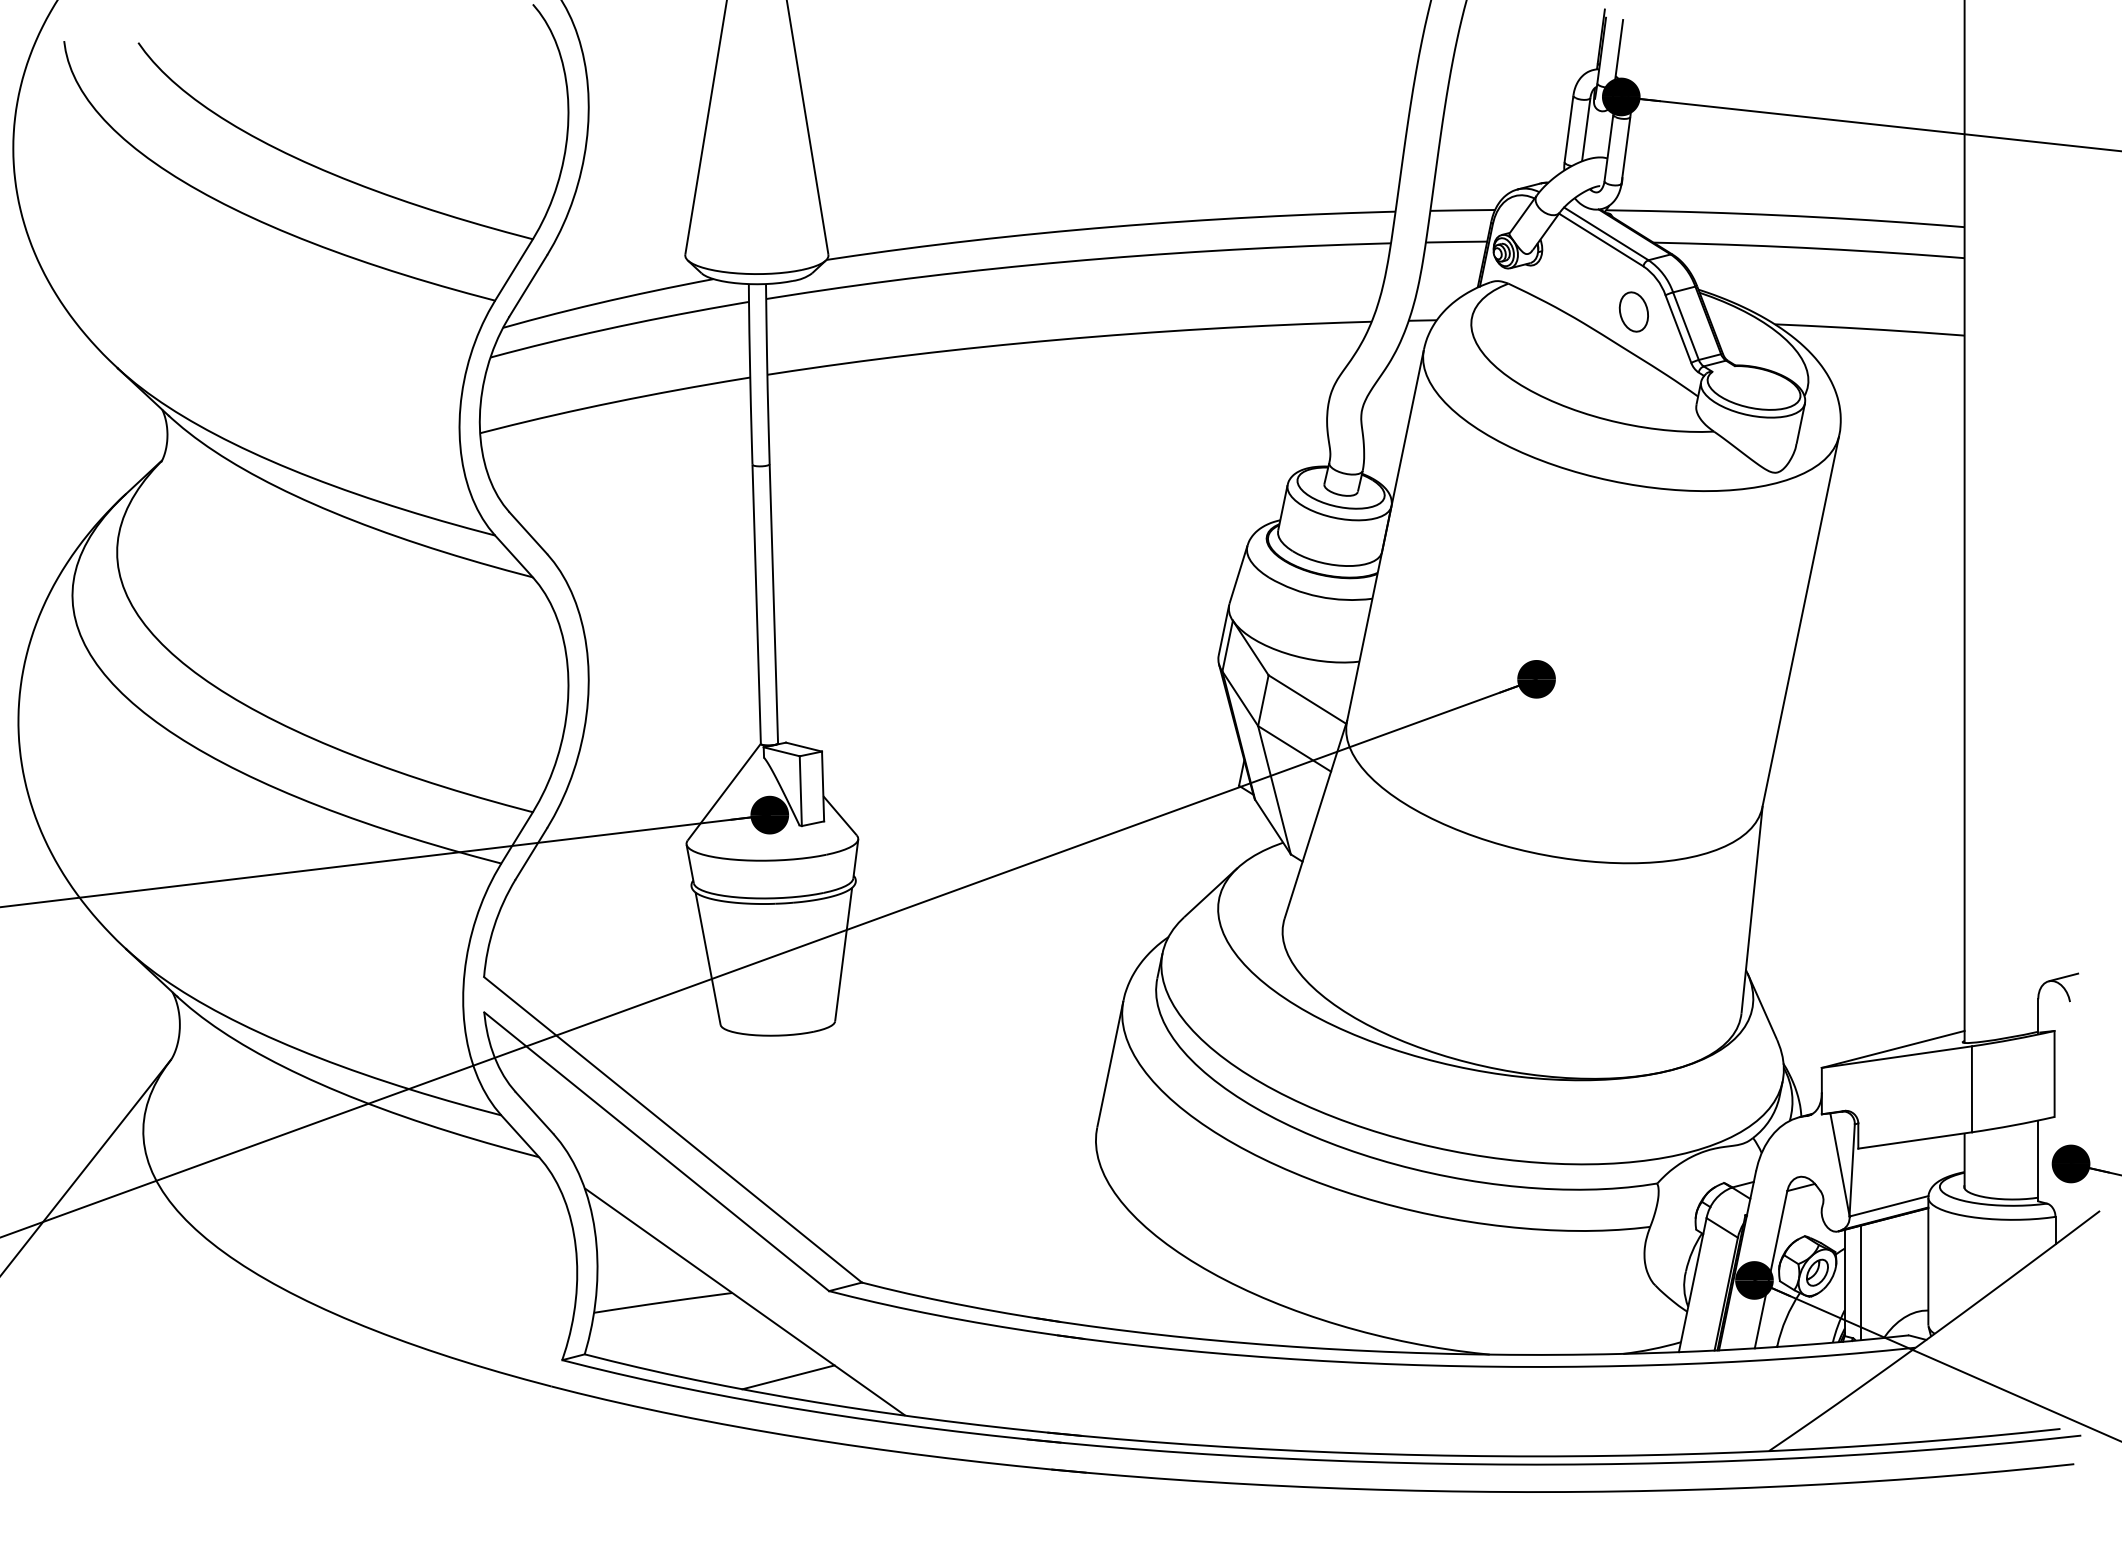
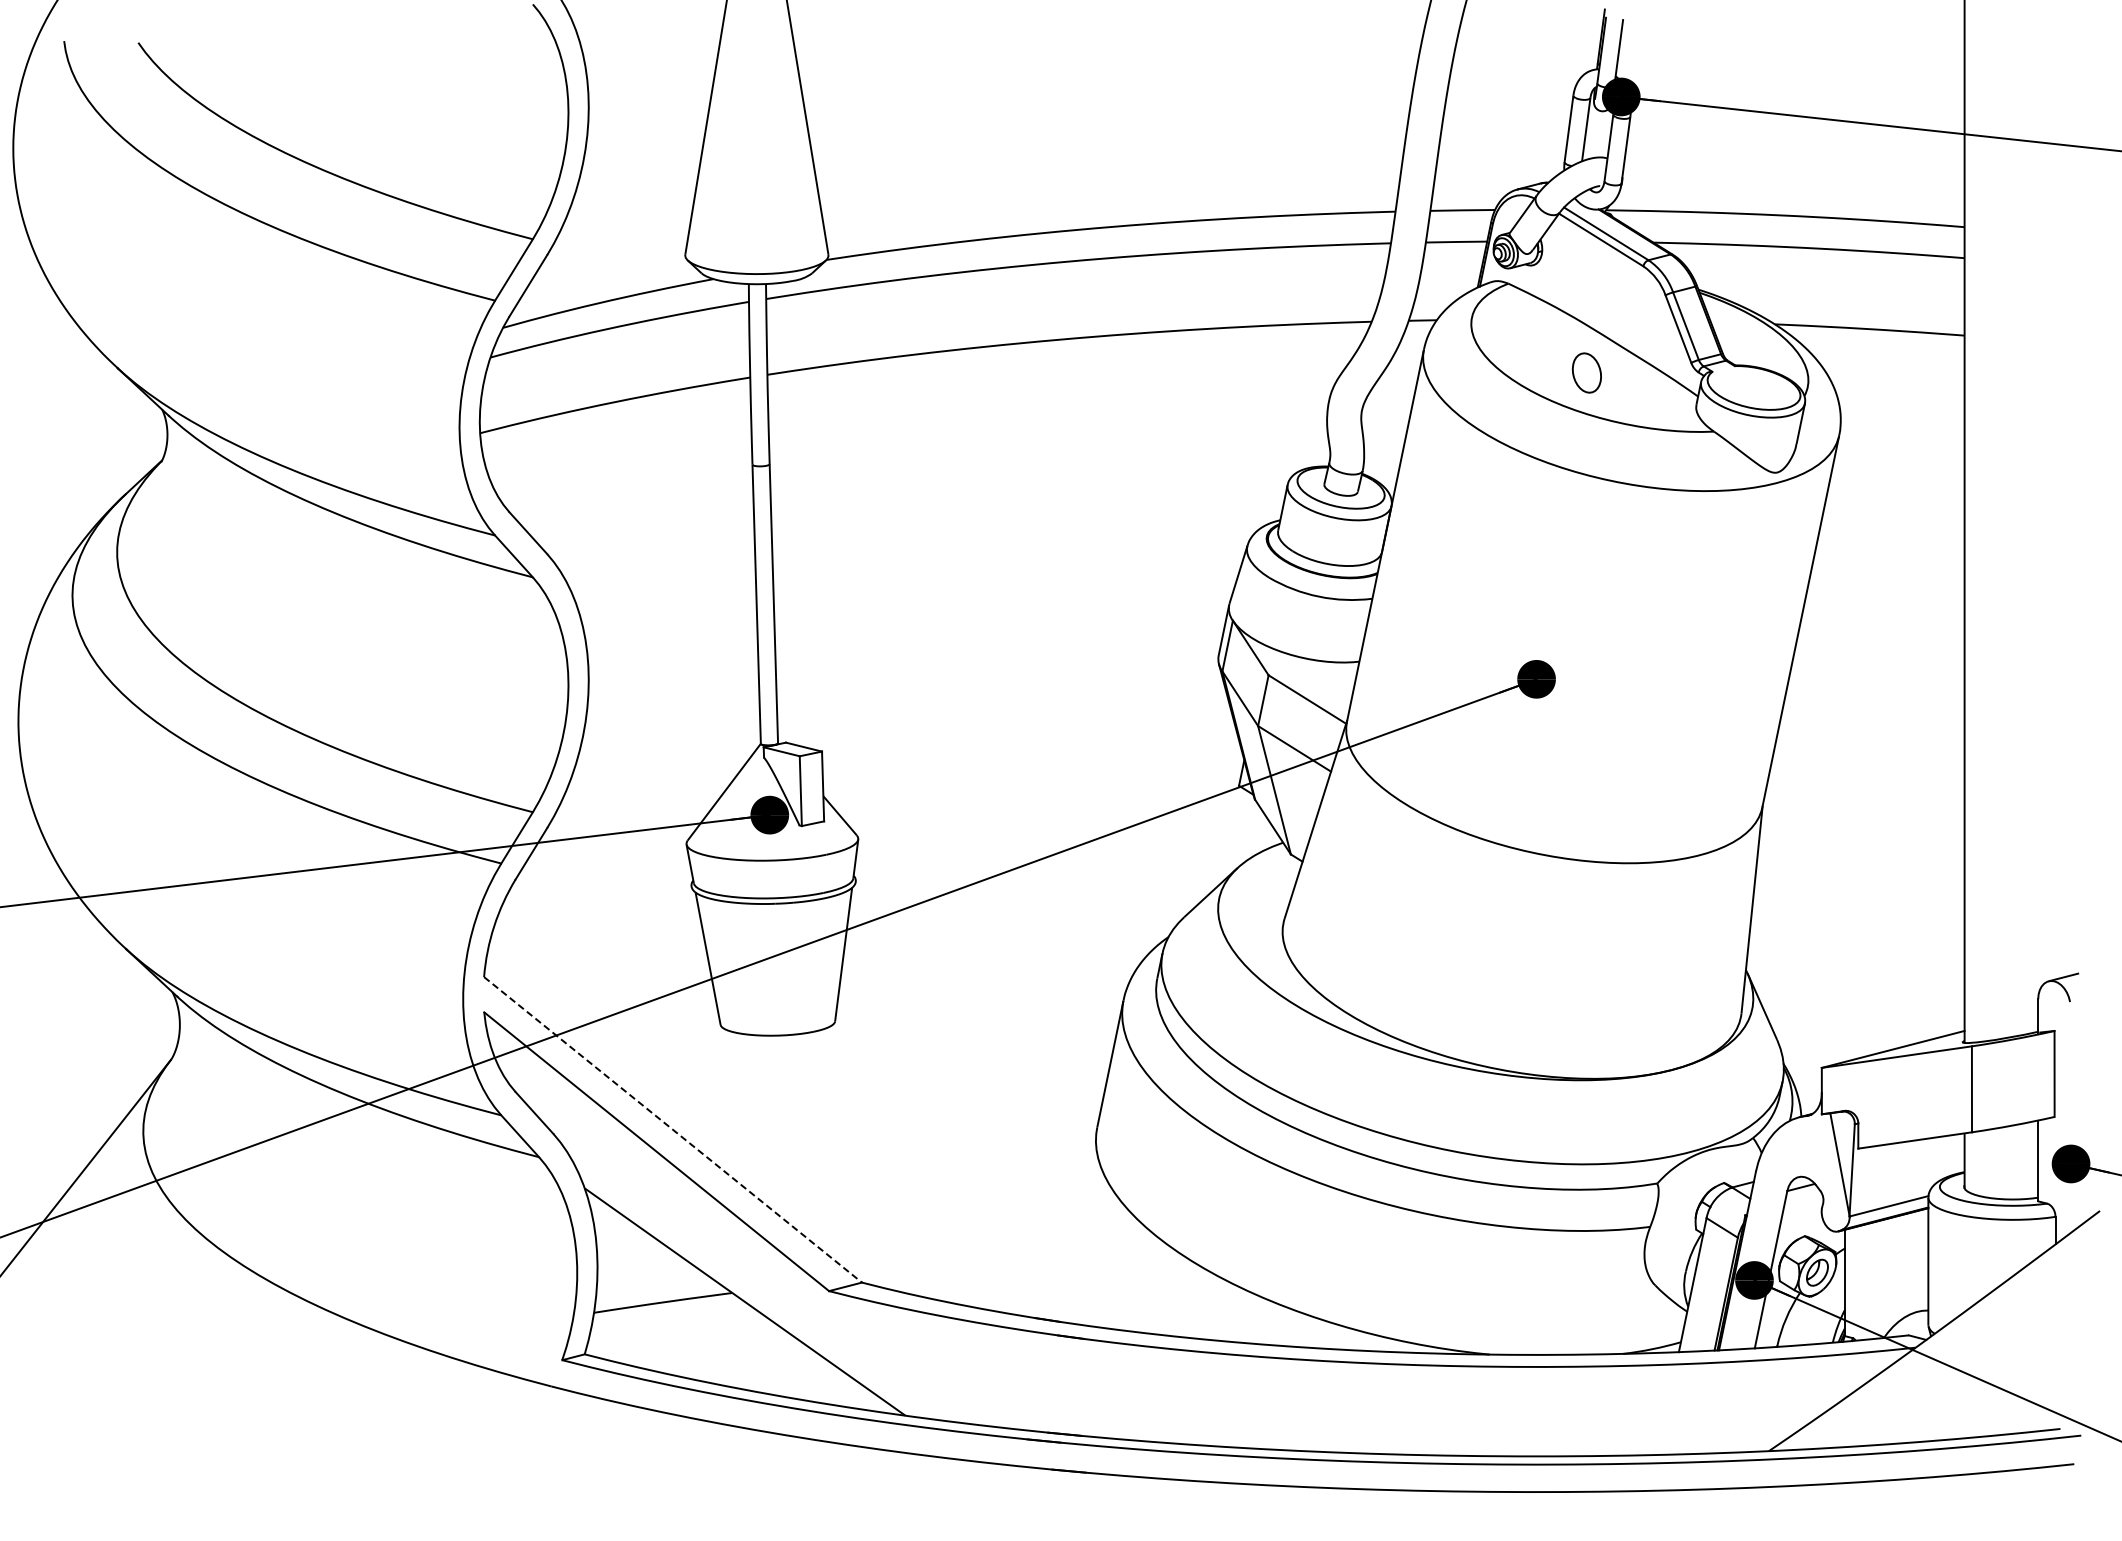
part position: (1633, 311) -> (1586, 372) (1586, 372)
line: solid -> dashed (673, 1129)
line: present -> none (1860, 1282)
line: present -> none (788, 1377)
